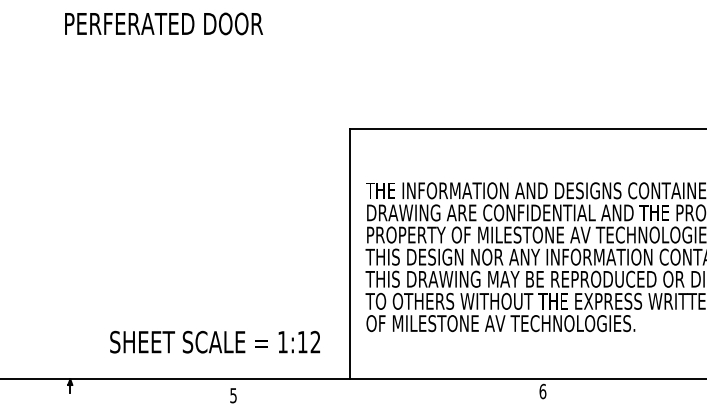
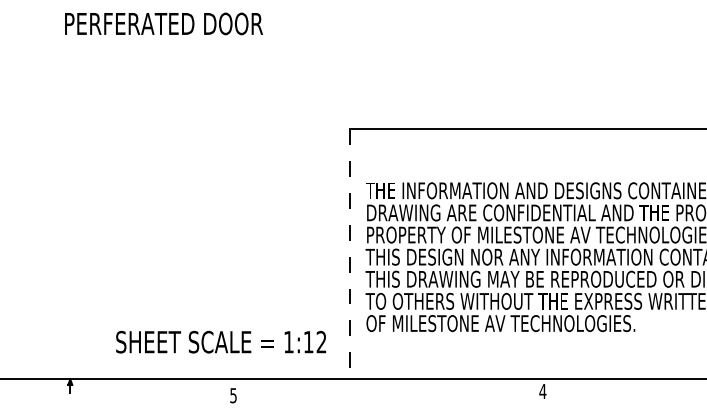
line: solid -> dashed (349, 254)
text position: (214, 341) -> (220, 341) (220, 341)
text: 6 -> 4 (542, 391)
